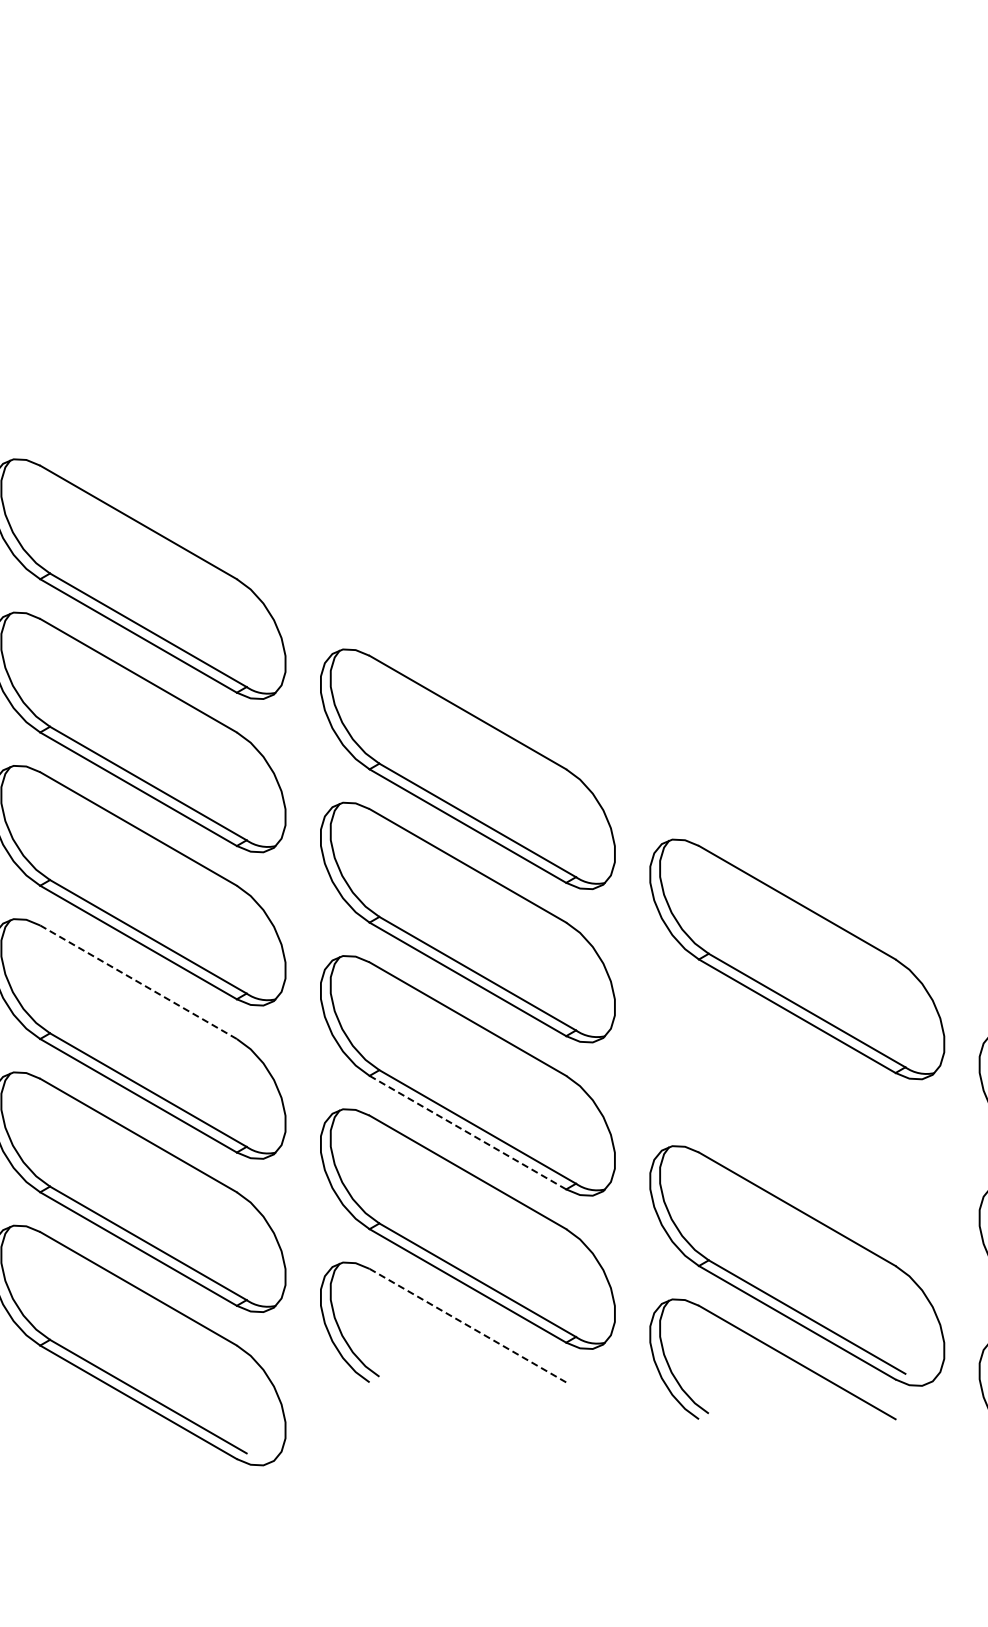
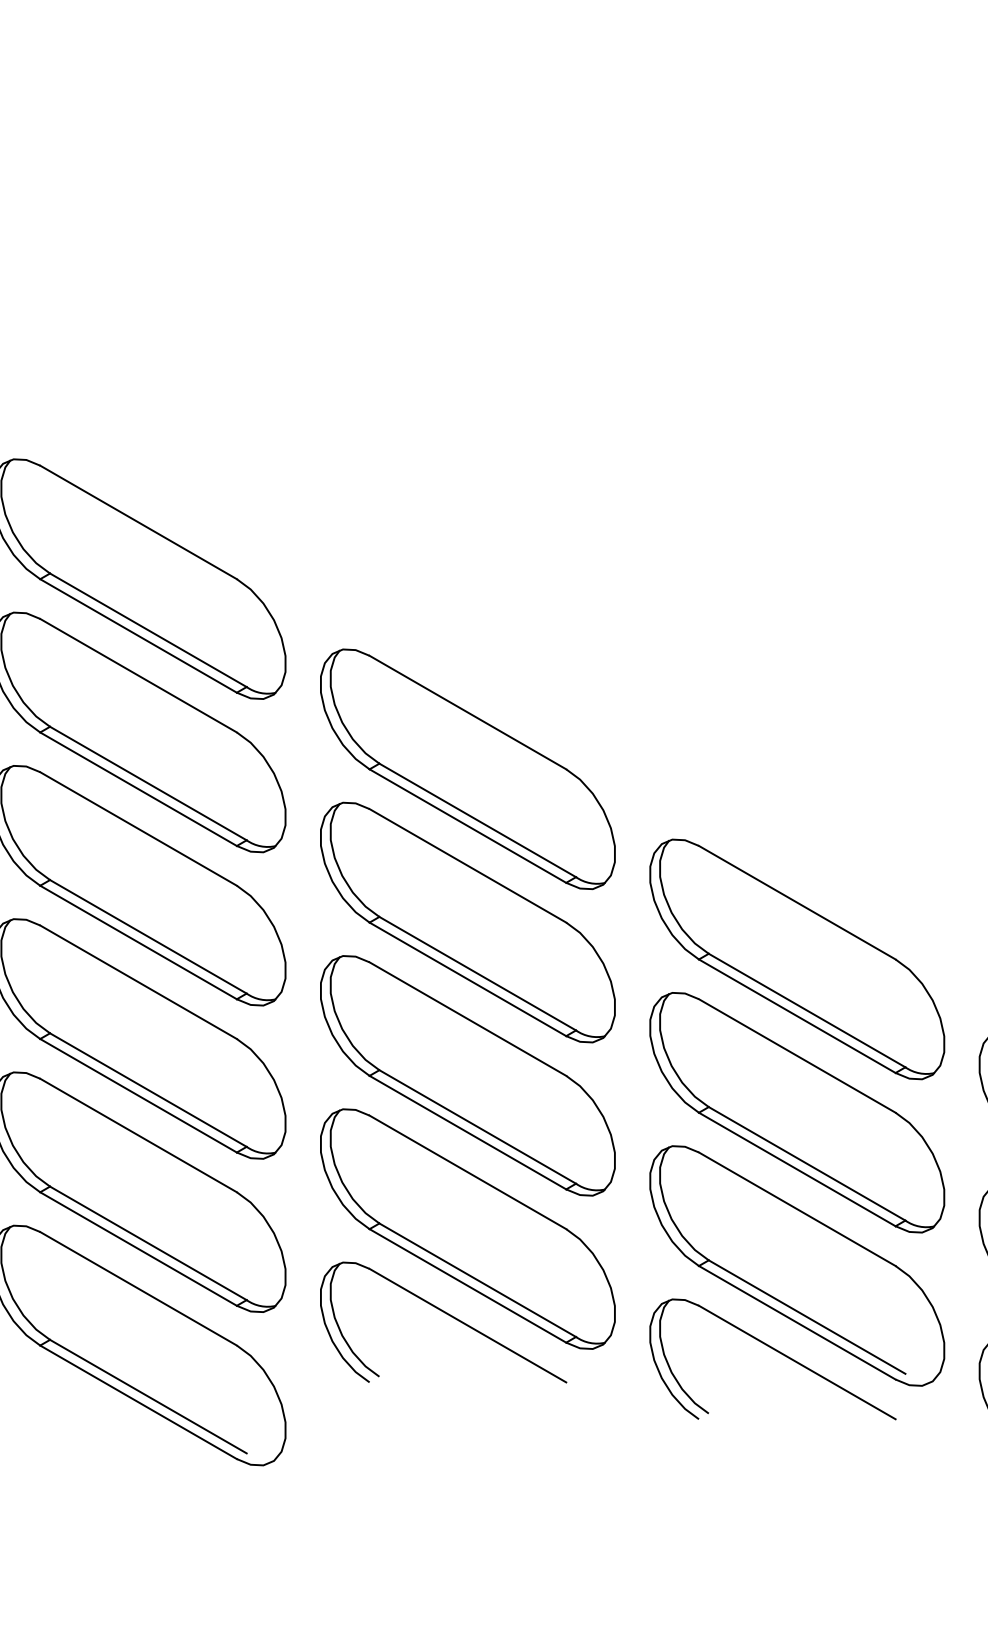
line: dashed -> solid (138, 982)
part: none -> present (797, 1112)
line: dashed -> solid (467, 1132)
line: dashed -> solid (467, 1325)
